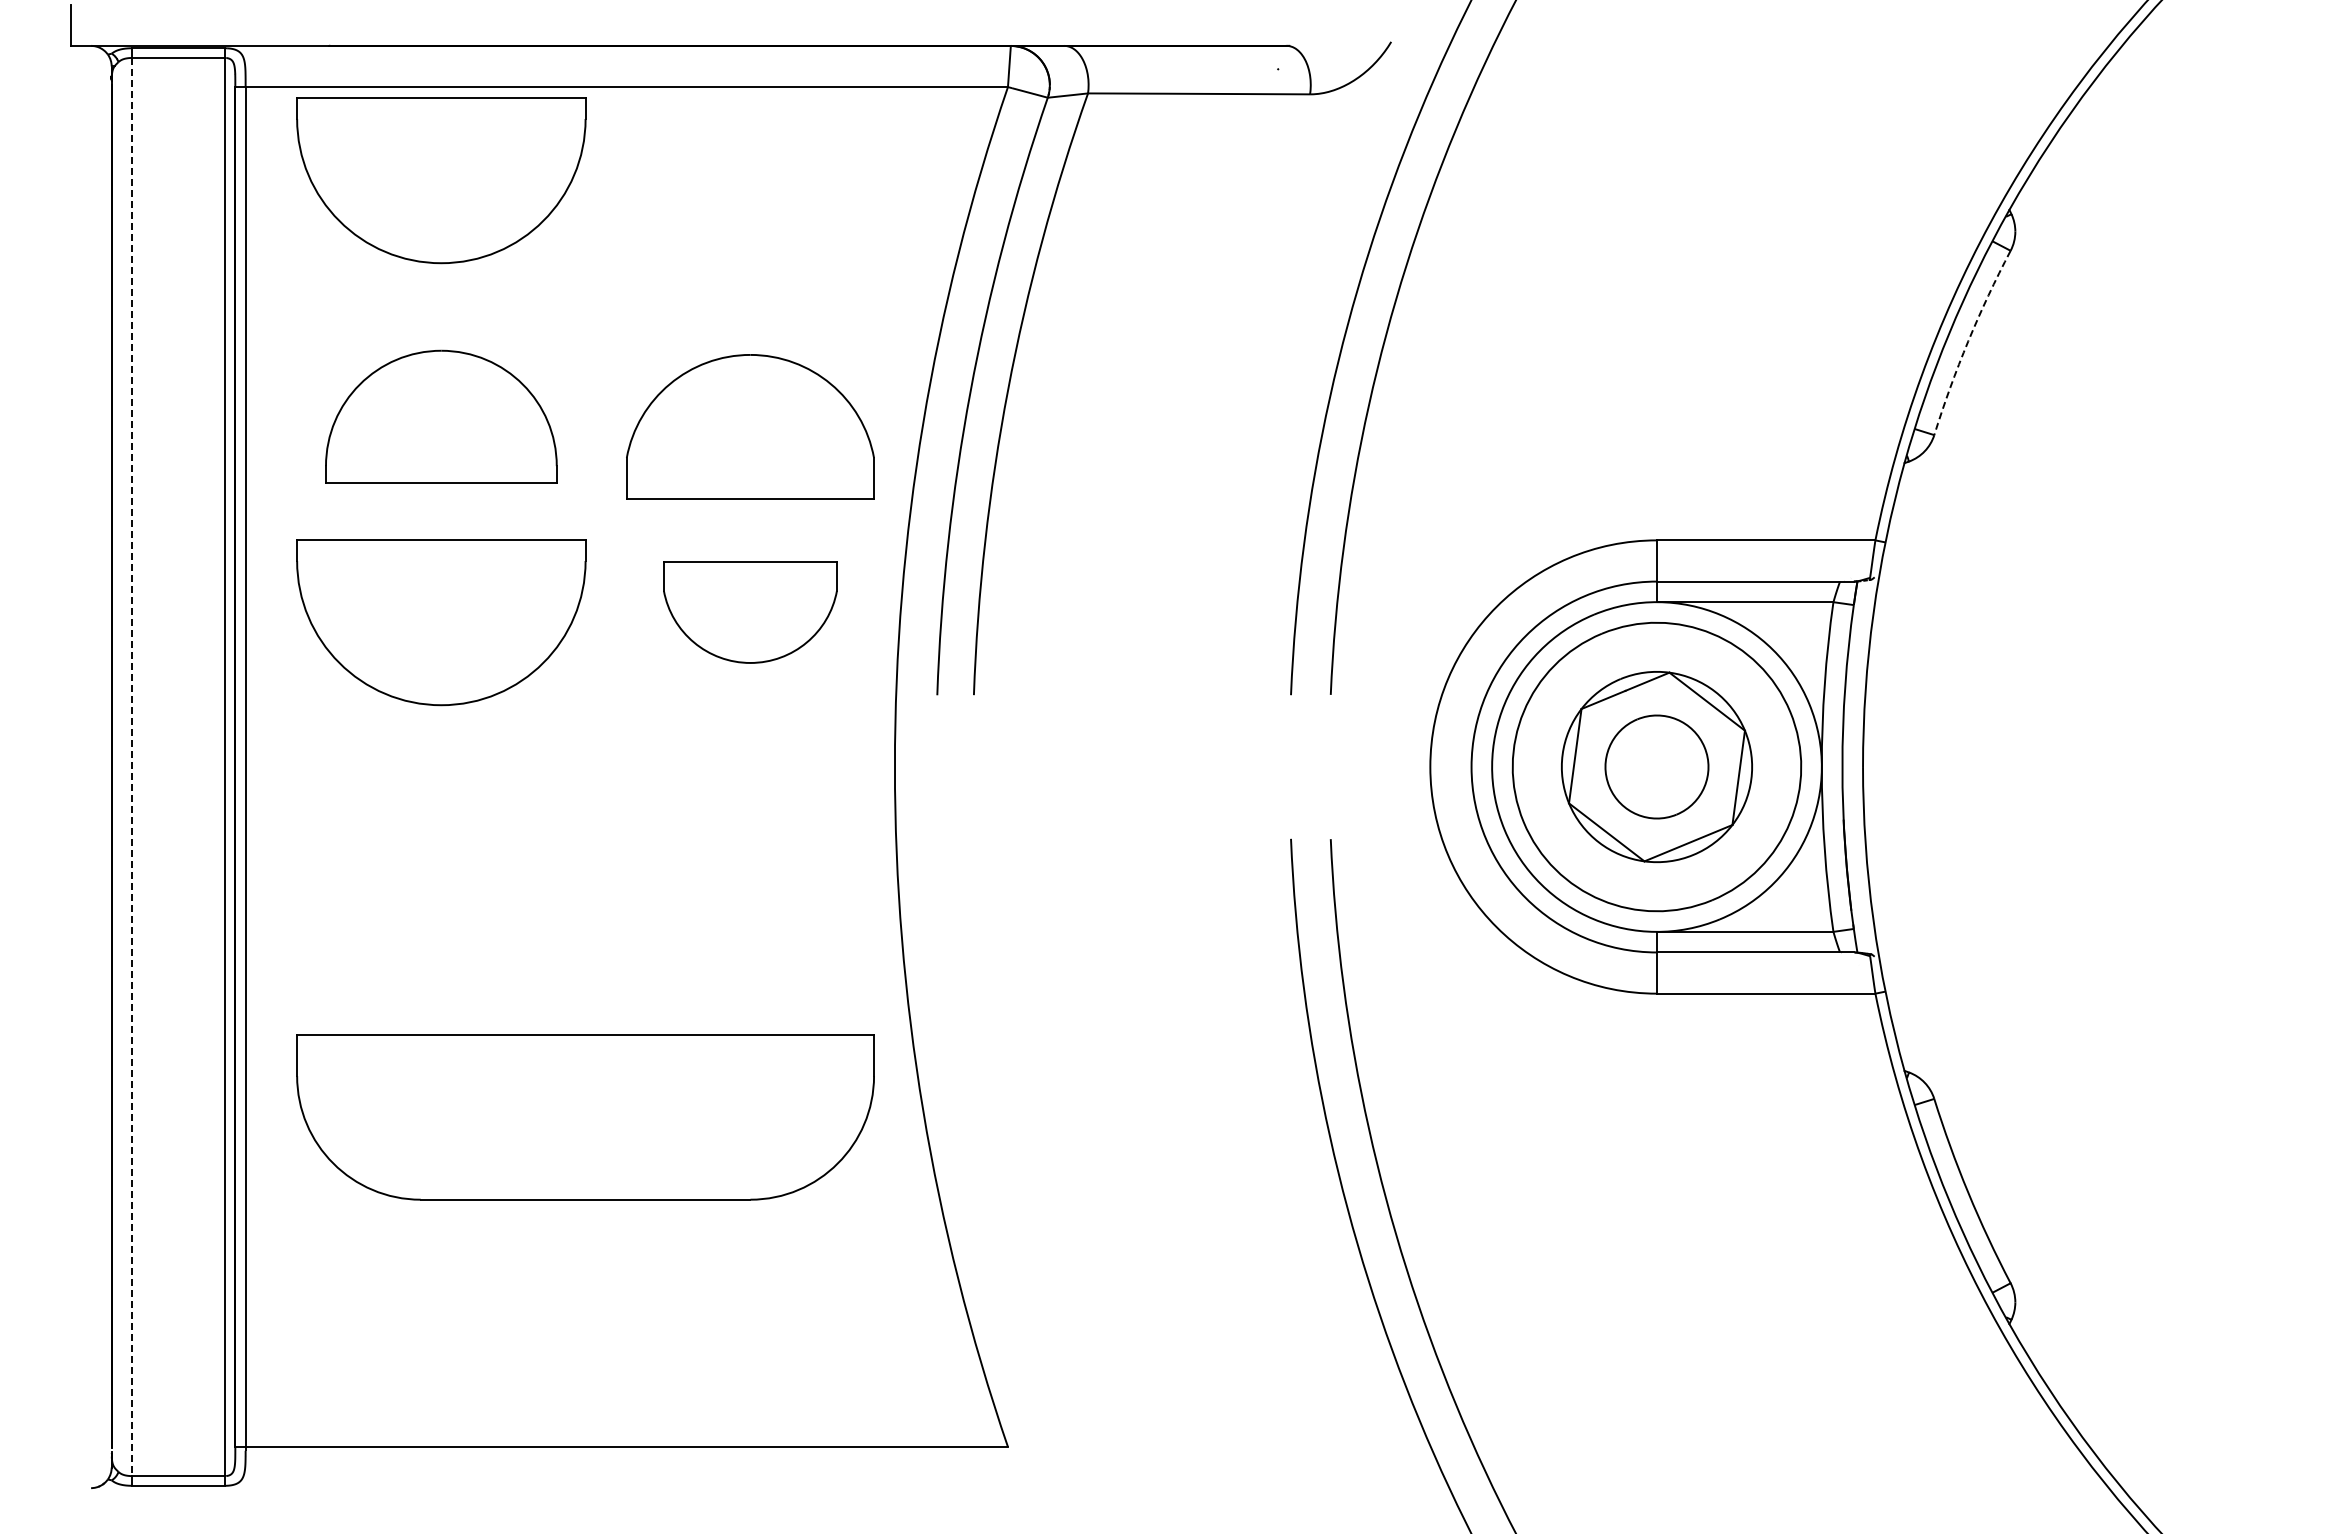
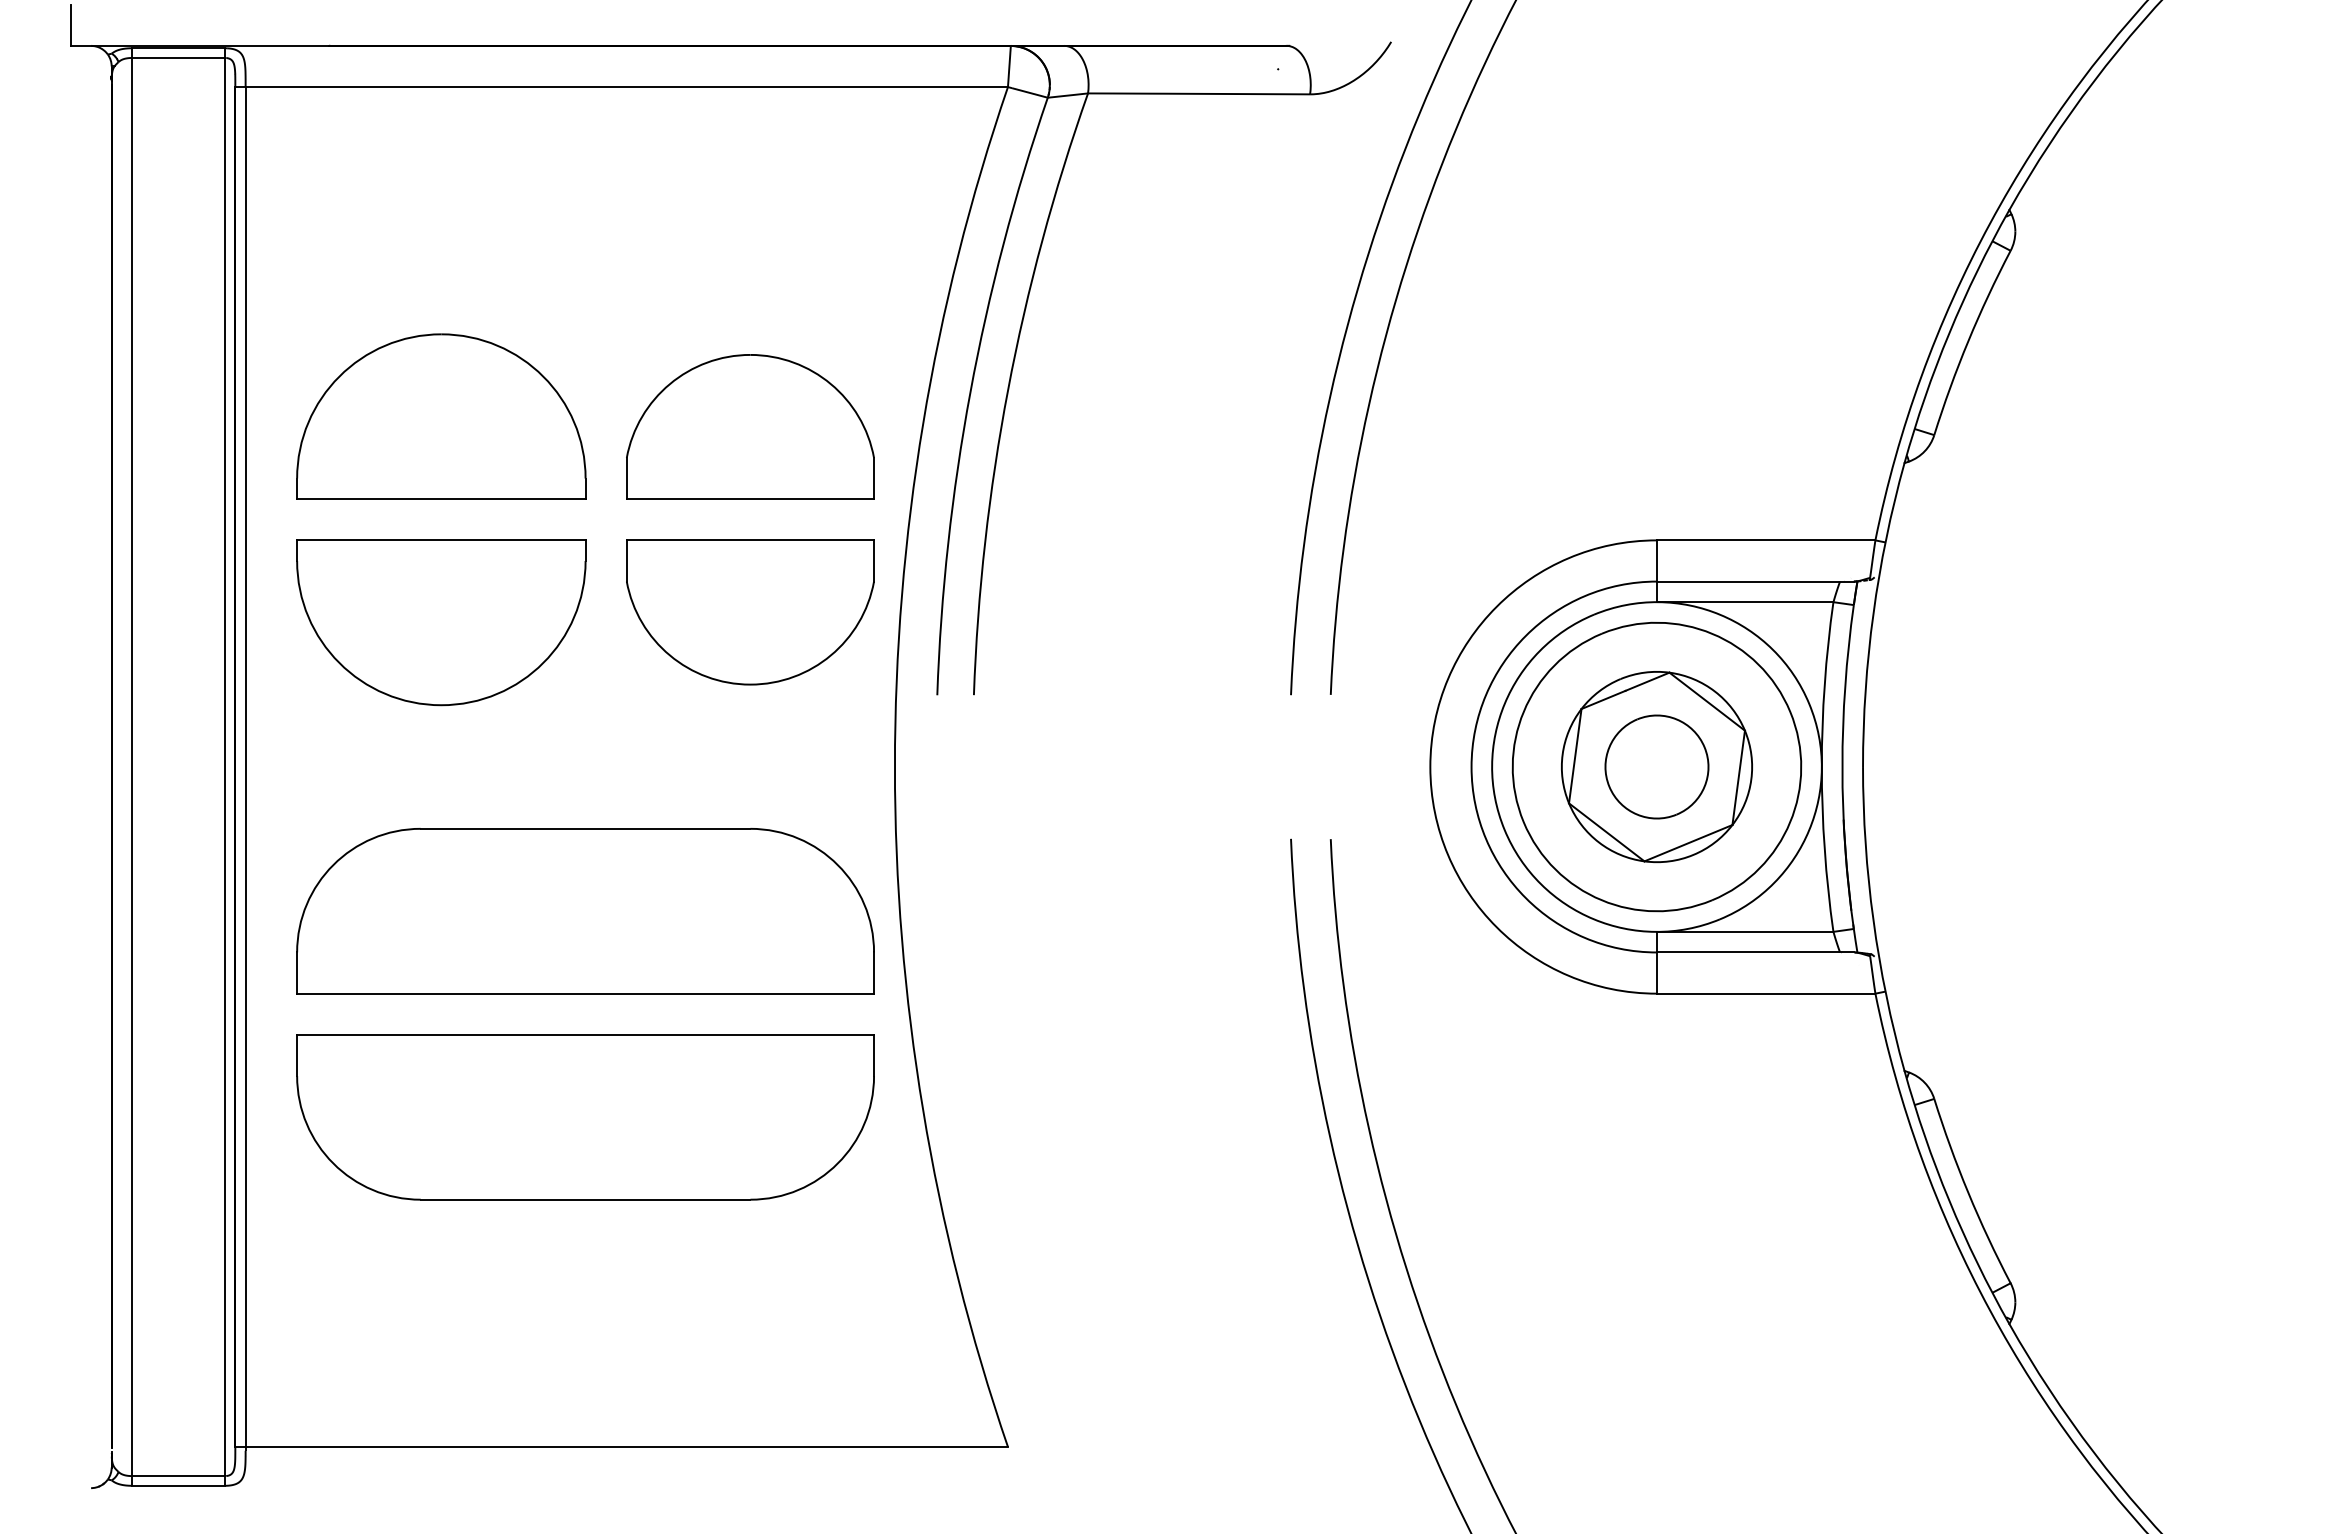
part: present -> none (441, 180)
arc: dashed -> solid (1968, 341)
part size: 233x135 px -> 291x167 px (441, 416)
part size: 175x103 px -> 249x147 px (750, 612)
line: dashed -> solid (132, 767)
part: none -> present (585, 911)
